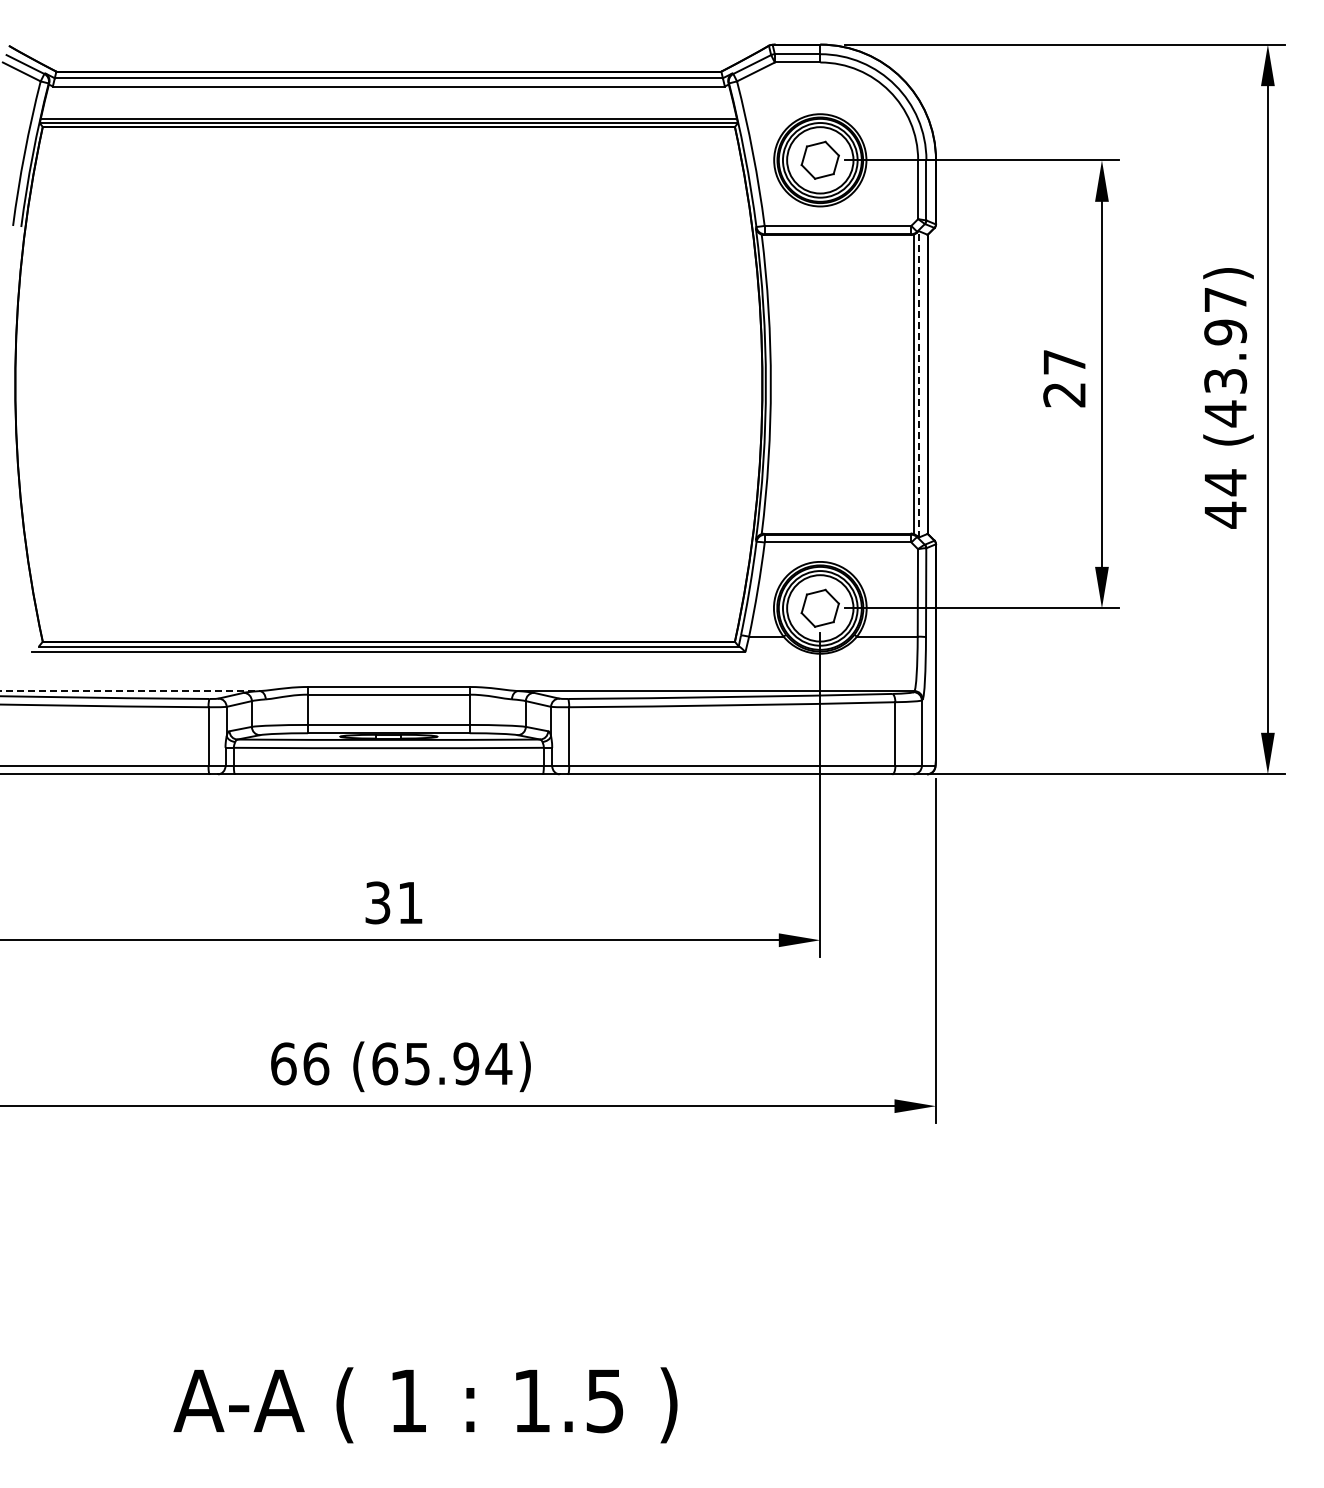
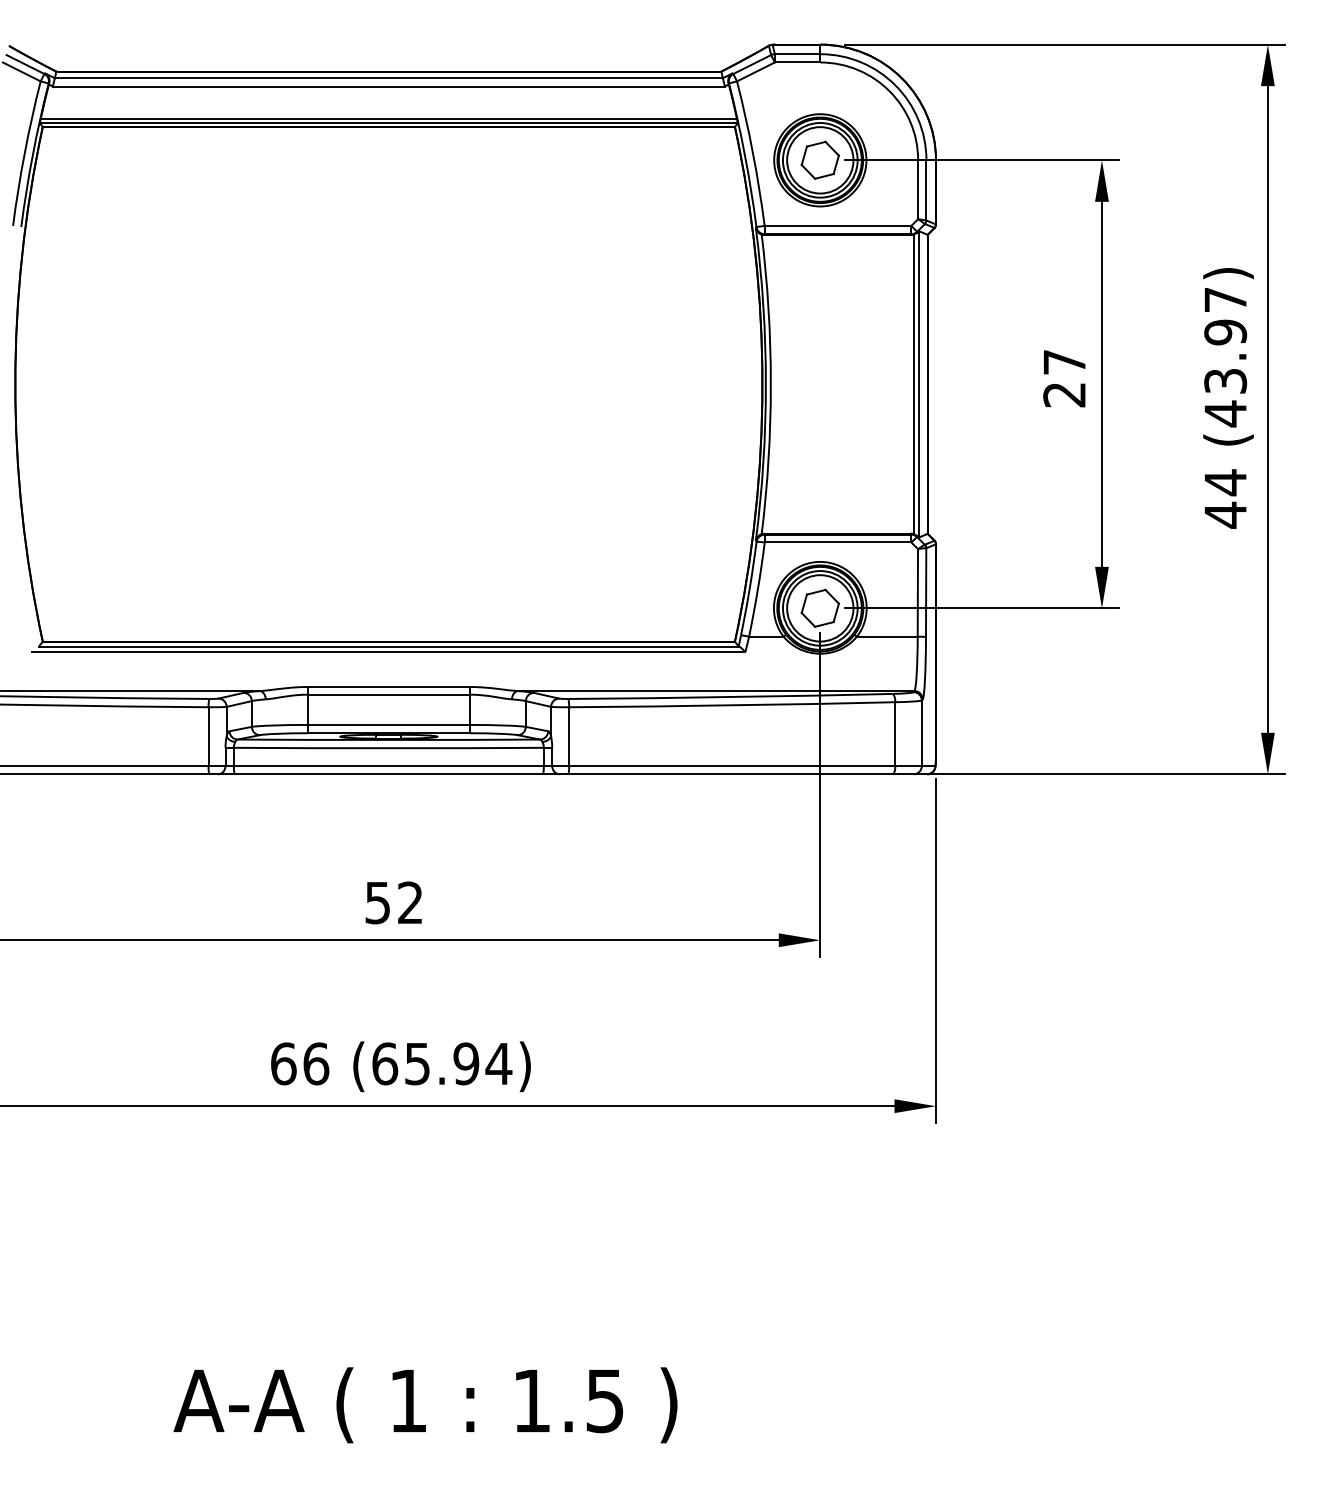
line: dashed -> solid (918, 383)
line: dashed -> solid (129, 691)
text: 31 -> 52 (394, 902)
